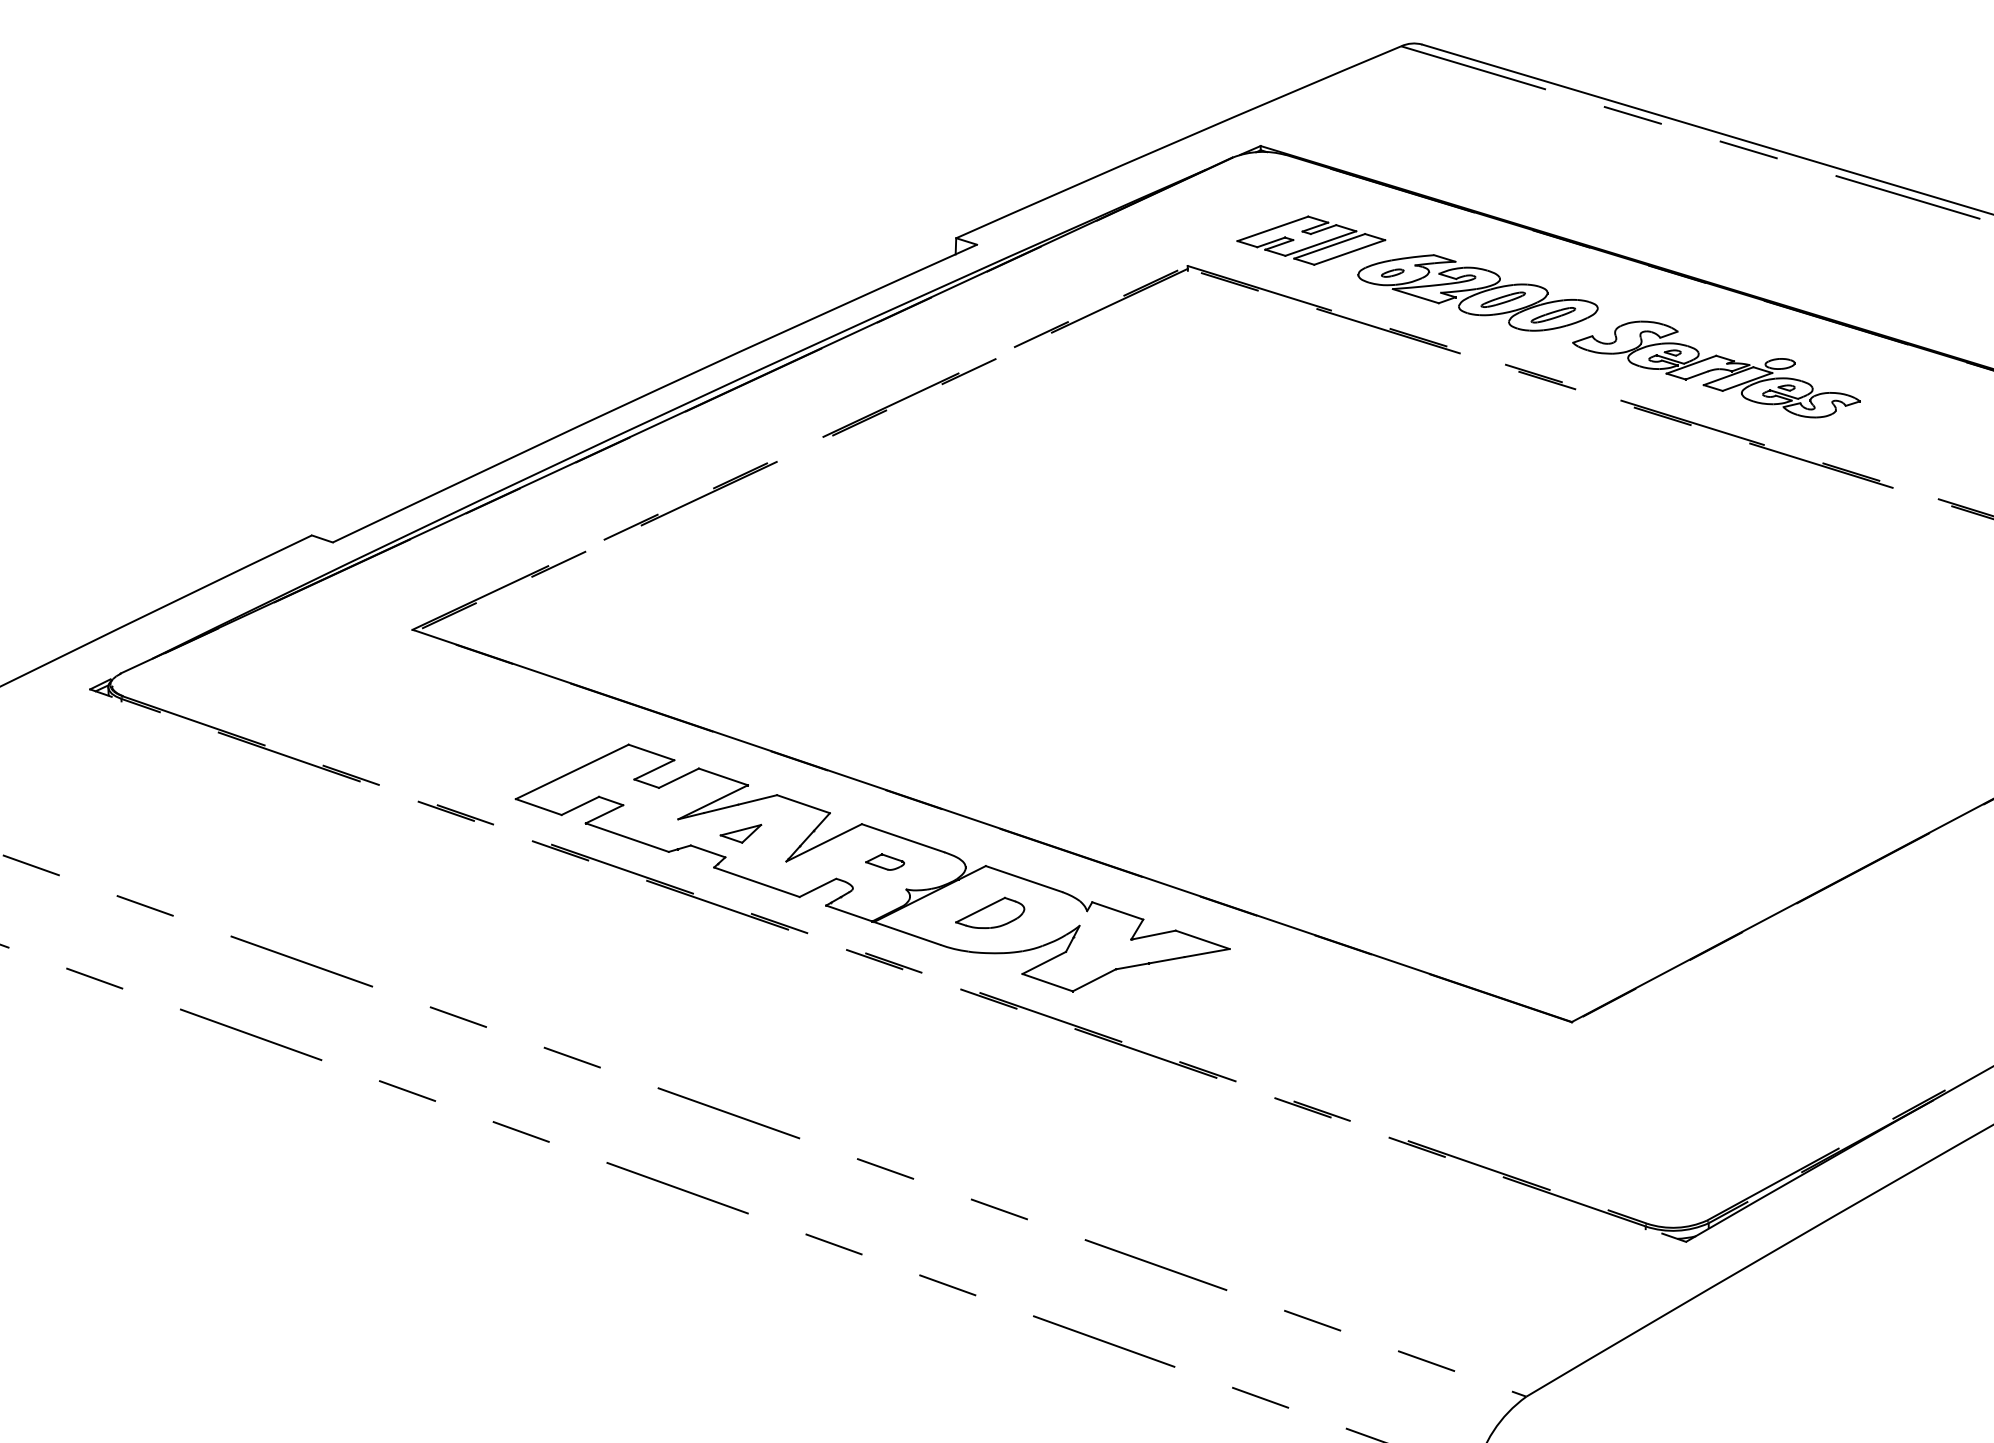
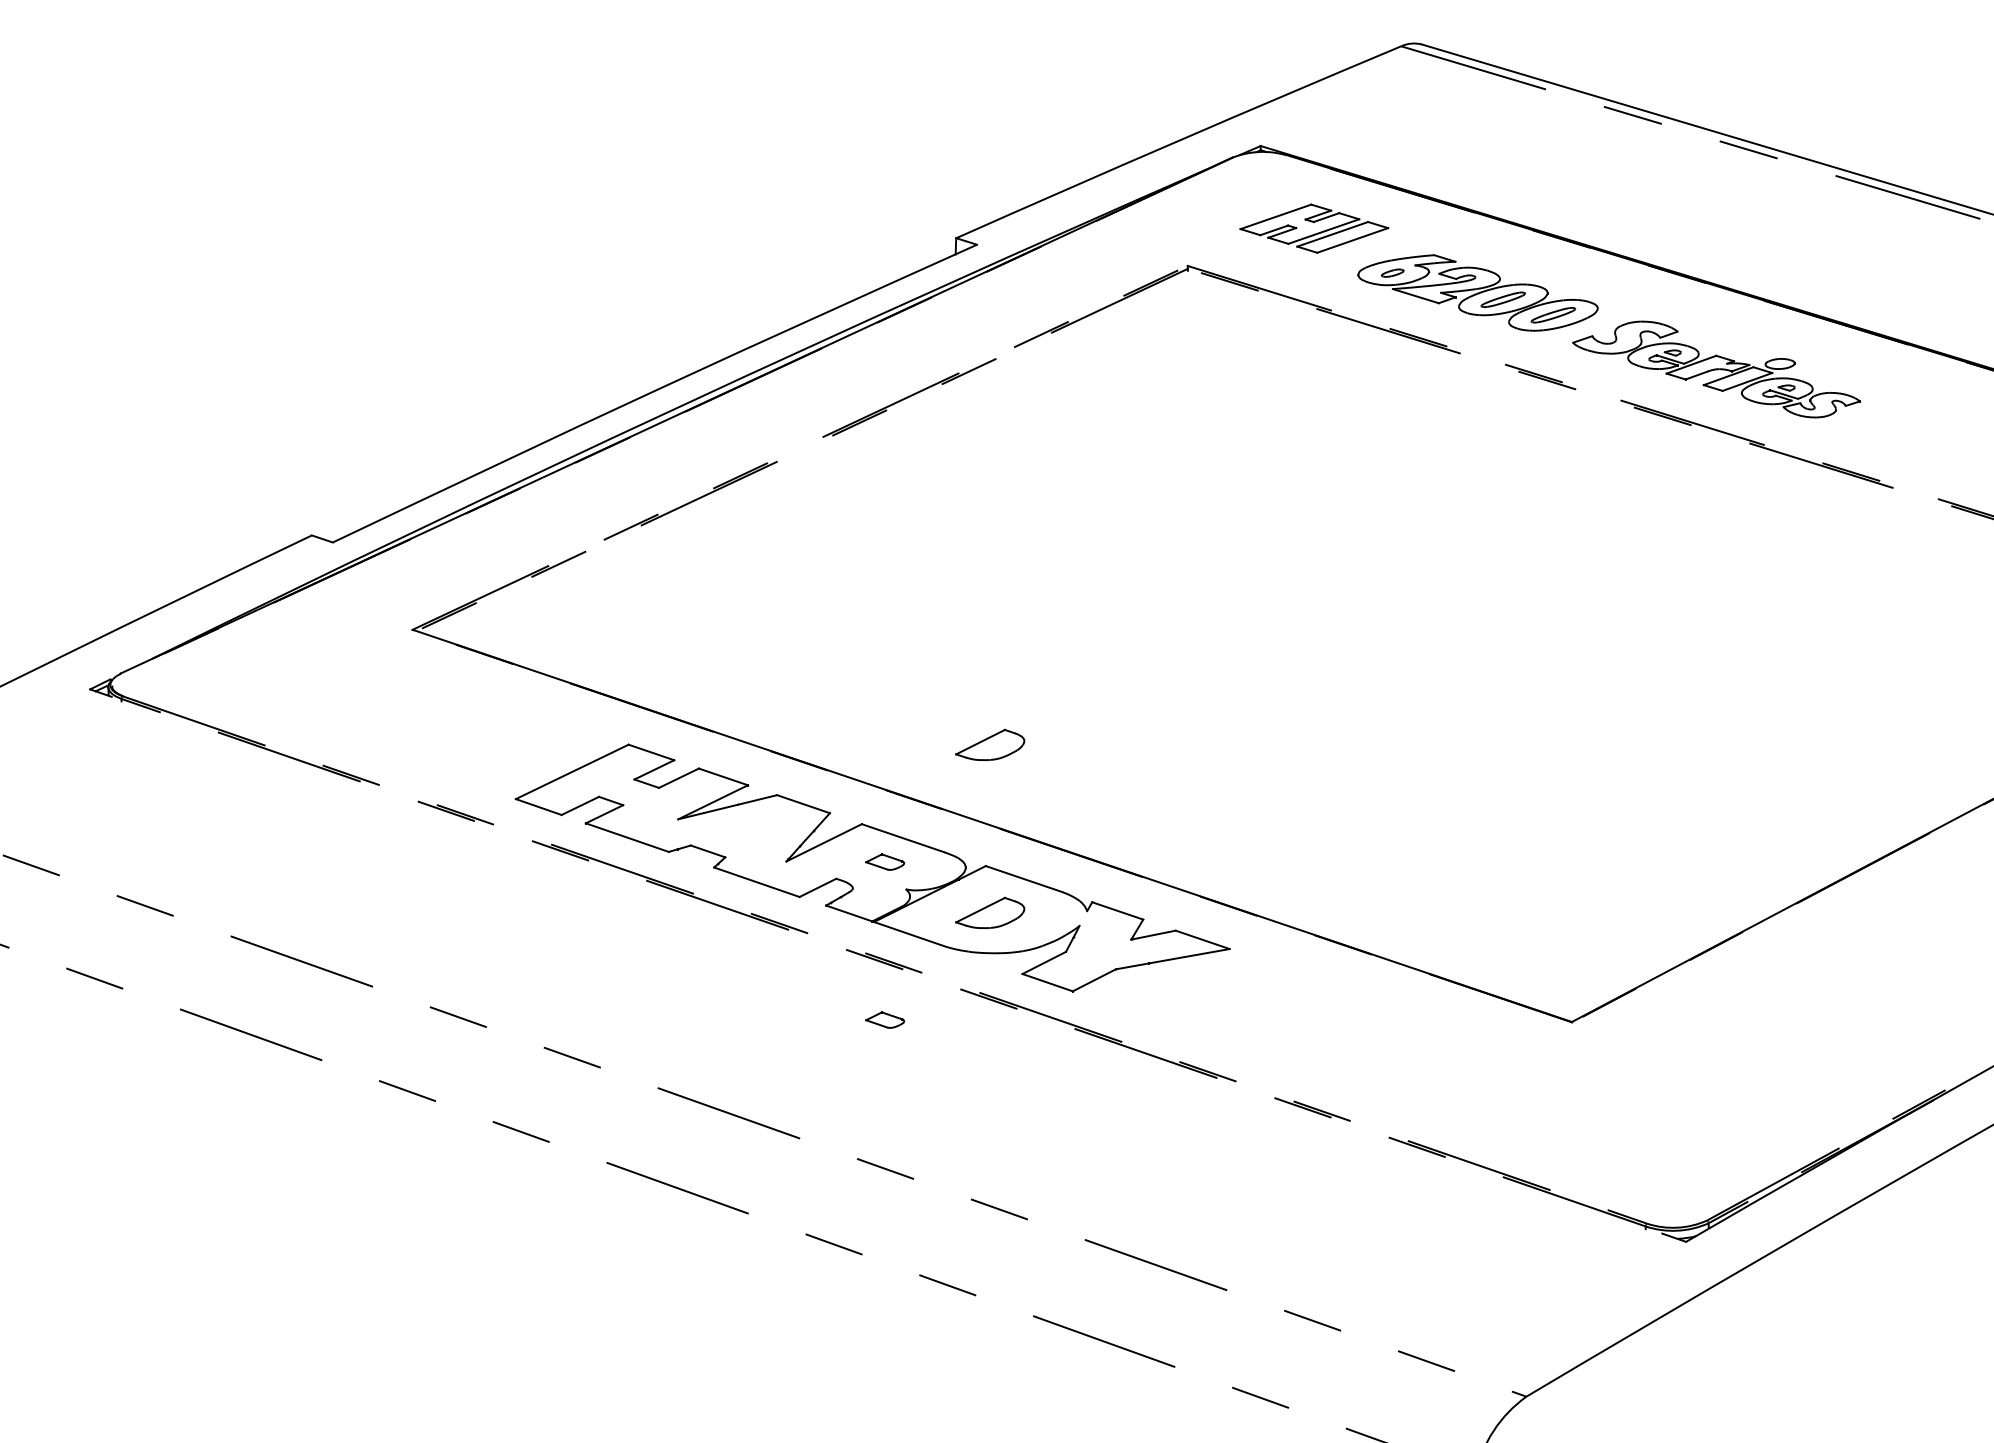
part position: (1311, 240) -> (1314, 228) (1314, 228)
part: none -> present (990, 744)
part: present -> none (740, 833)
part: none -> present (885, 1019)
